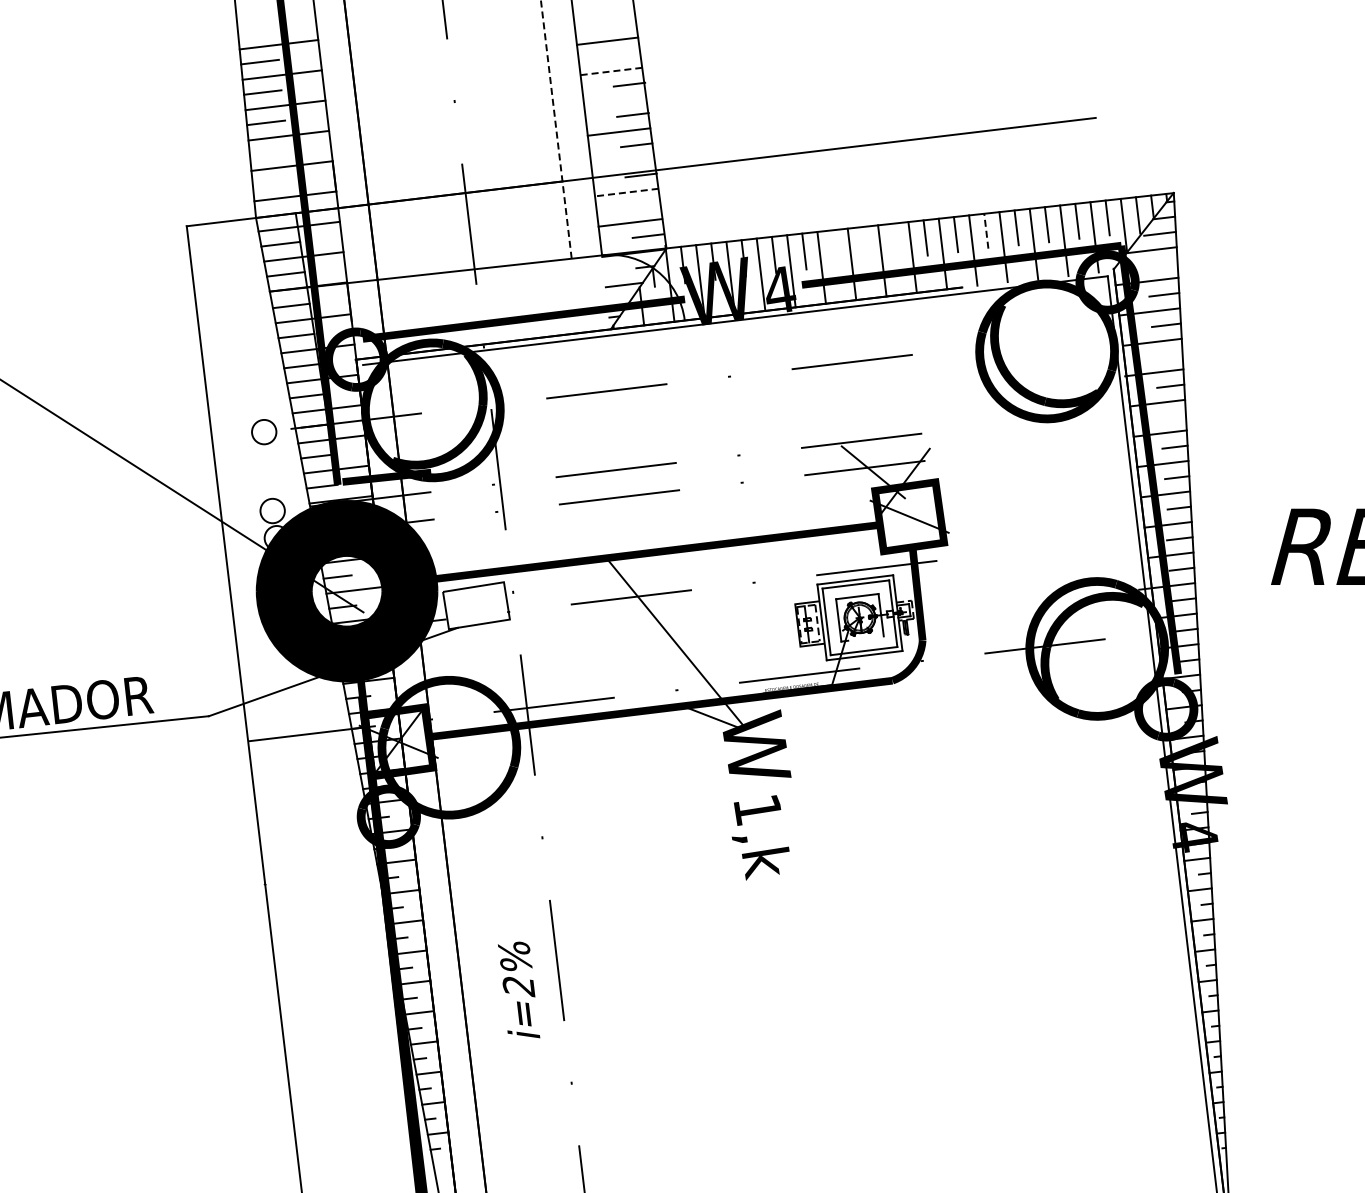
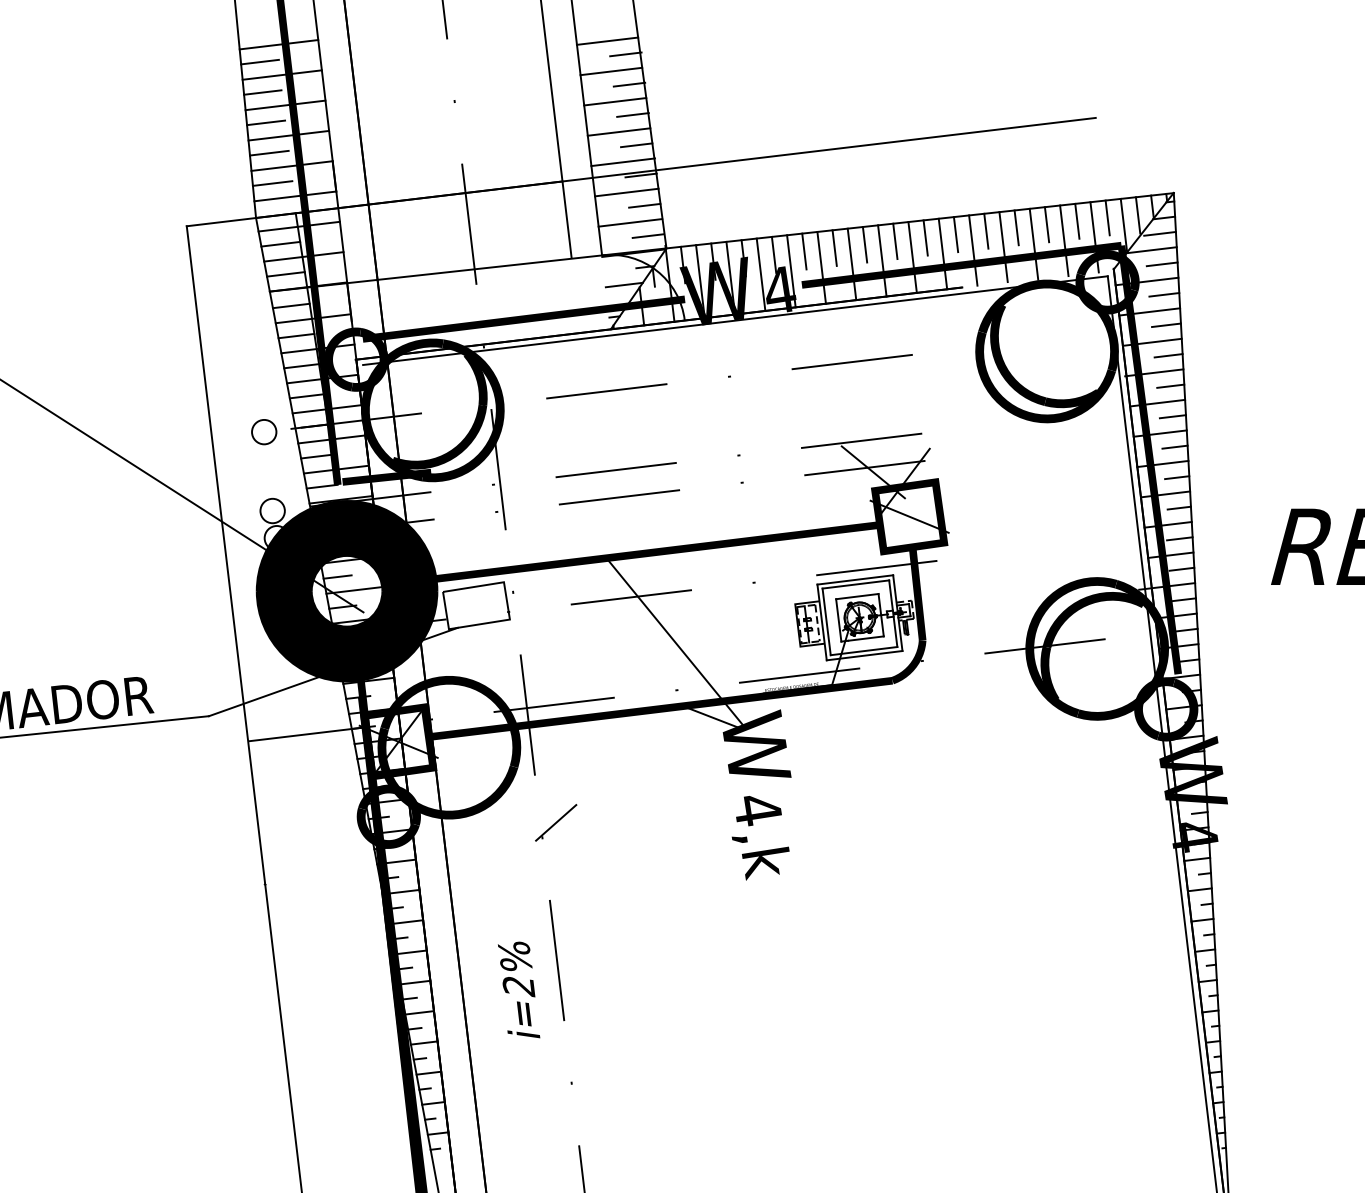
line: none -> present (625, 54)
line: dashed -> solid (610, 71)
line: none -> present (615, 101)
line: dashed -> solid (556, 129)
line: none -> present (268, 152)
line: none -> present (623, 162)
line: none -> present (272, 183)
line: dashed -> solid (626, 192)
line: none -> present (644, 205)
line: dashed -> solid (986, 231)
line: none -> present (895, 241)
line: none -> present (864, 244)
line: none -> present (834, 247)
line: none -> present (1161, 264)
line: none -> present (1168, 355)
line: none -> present (1172, 416)
line: none -> present (865, 638)
text: 1,k -> 4,k (757, 810)
line: none -> present (556, 822)
